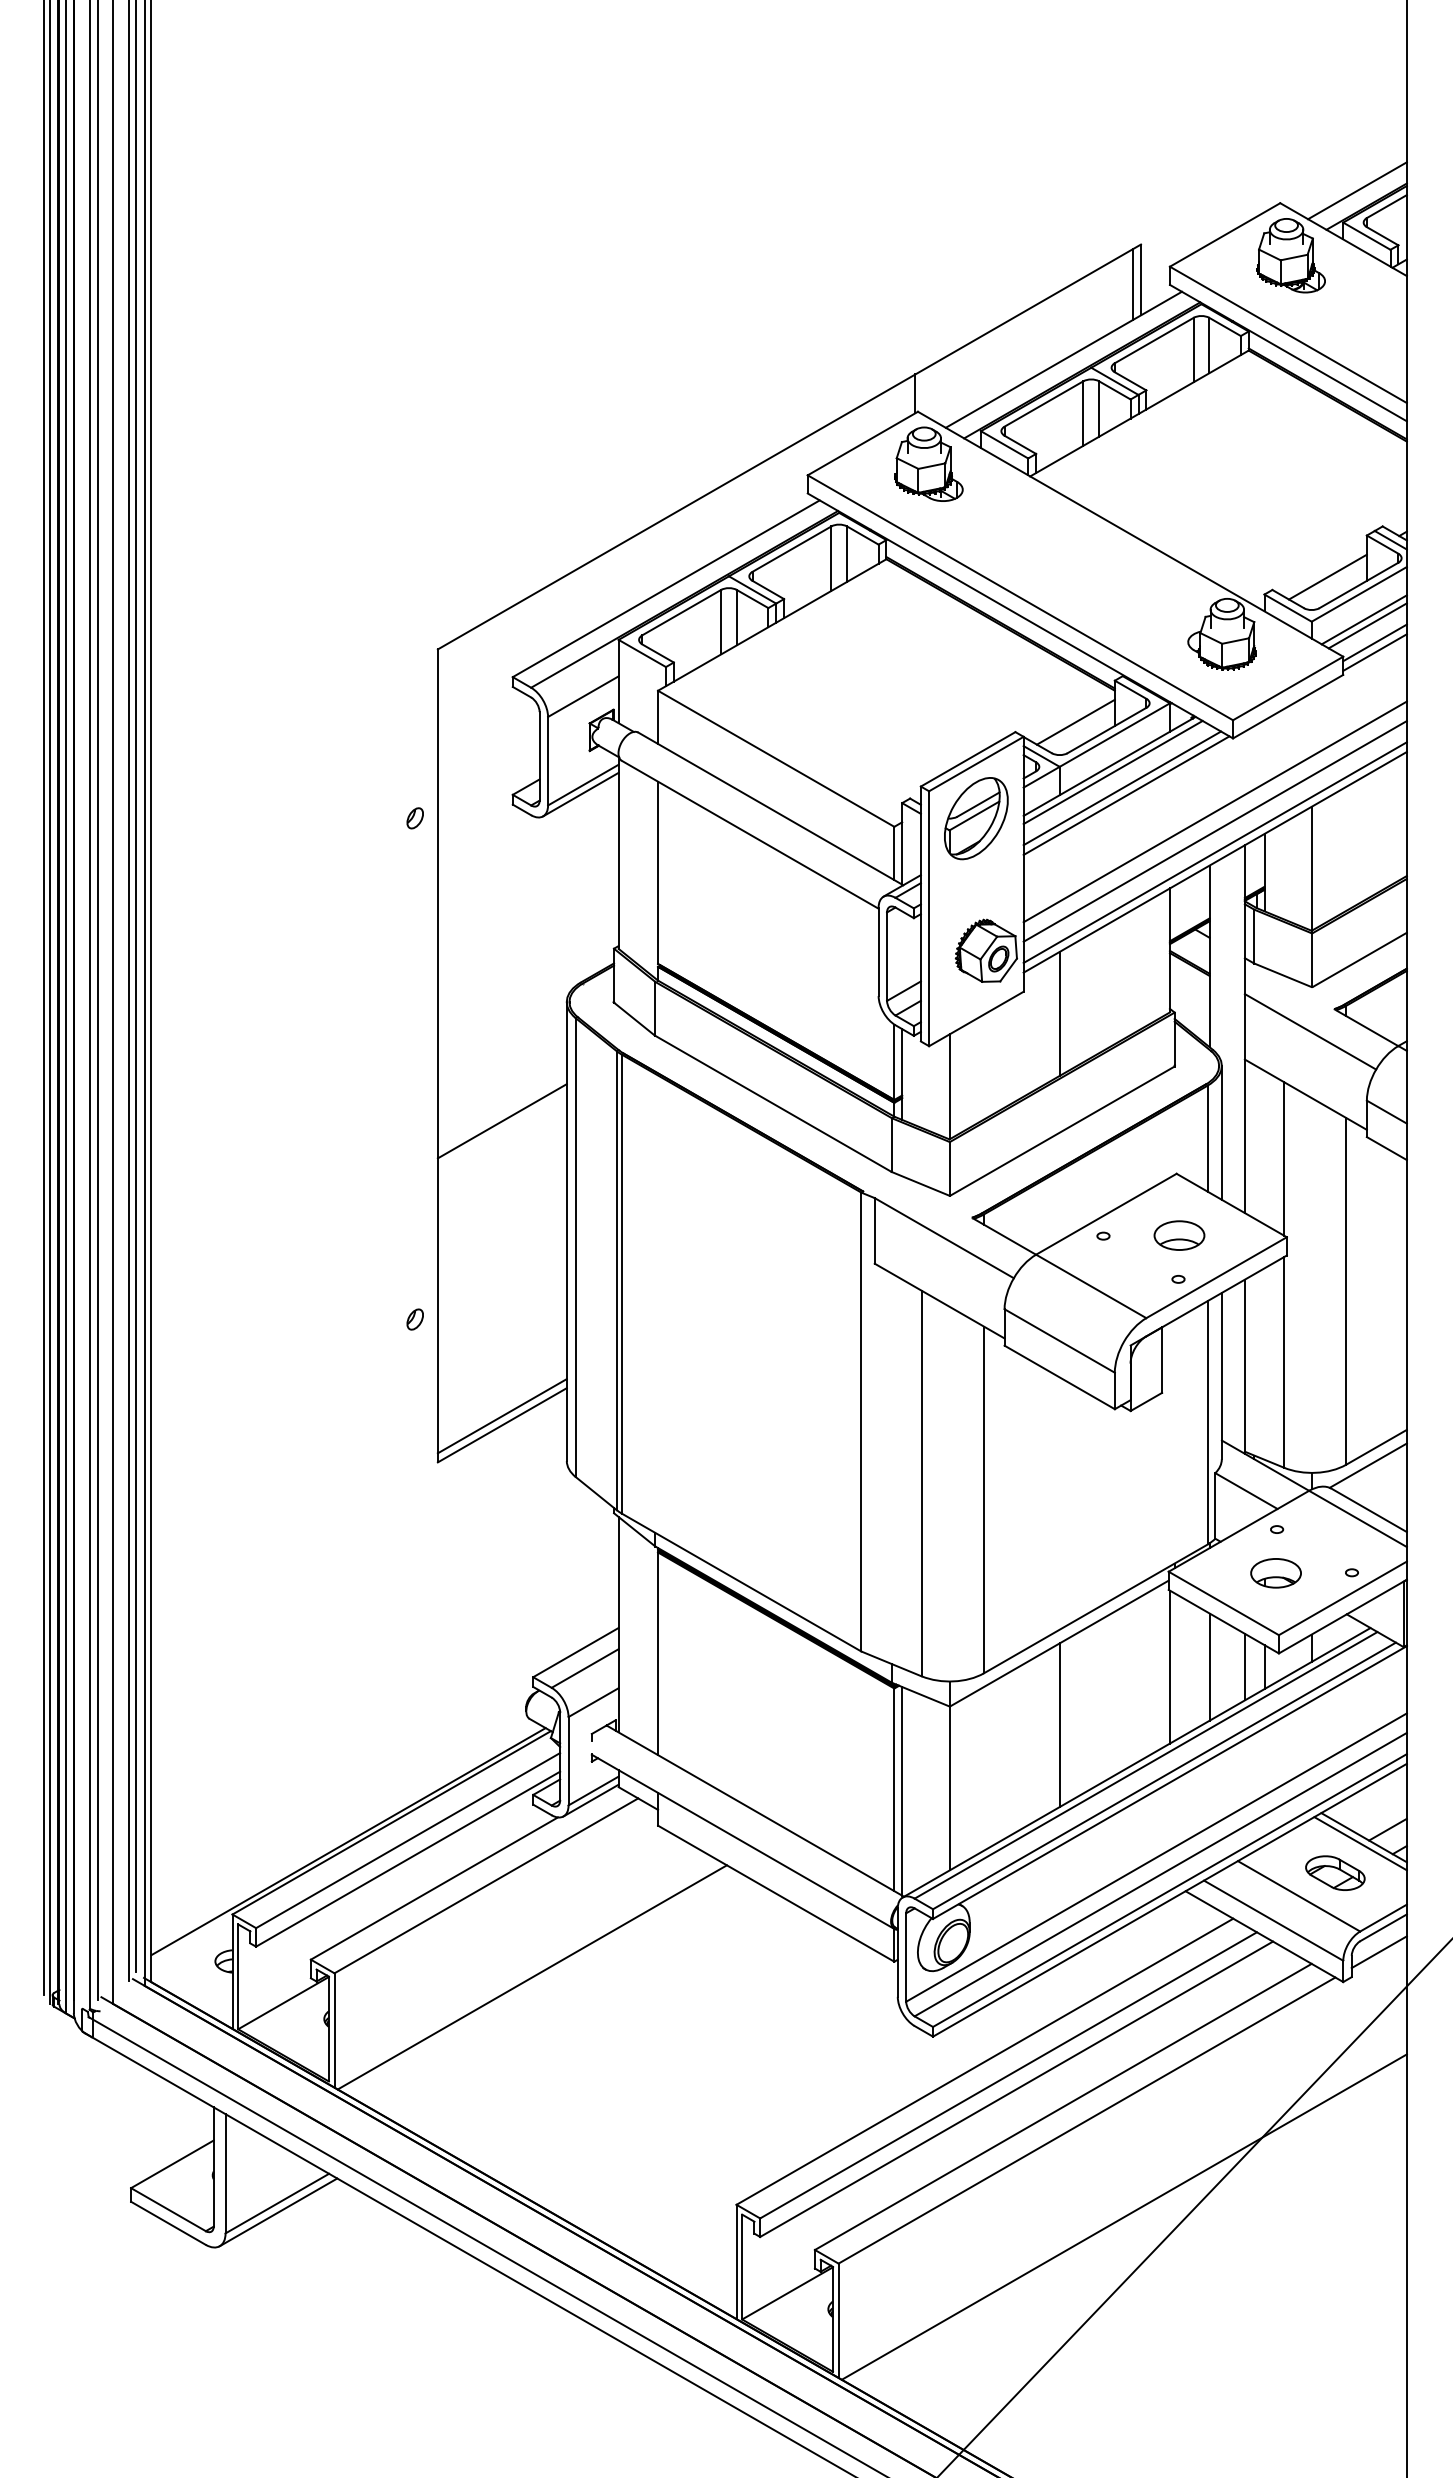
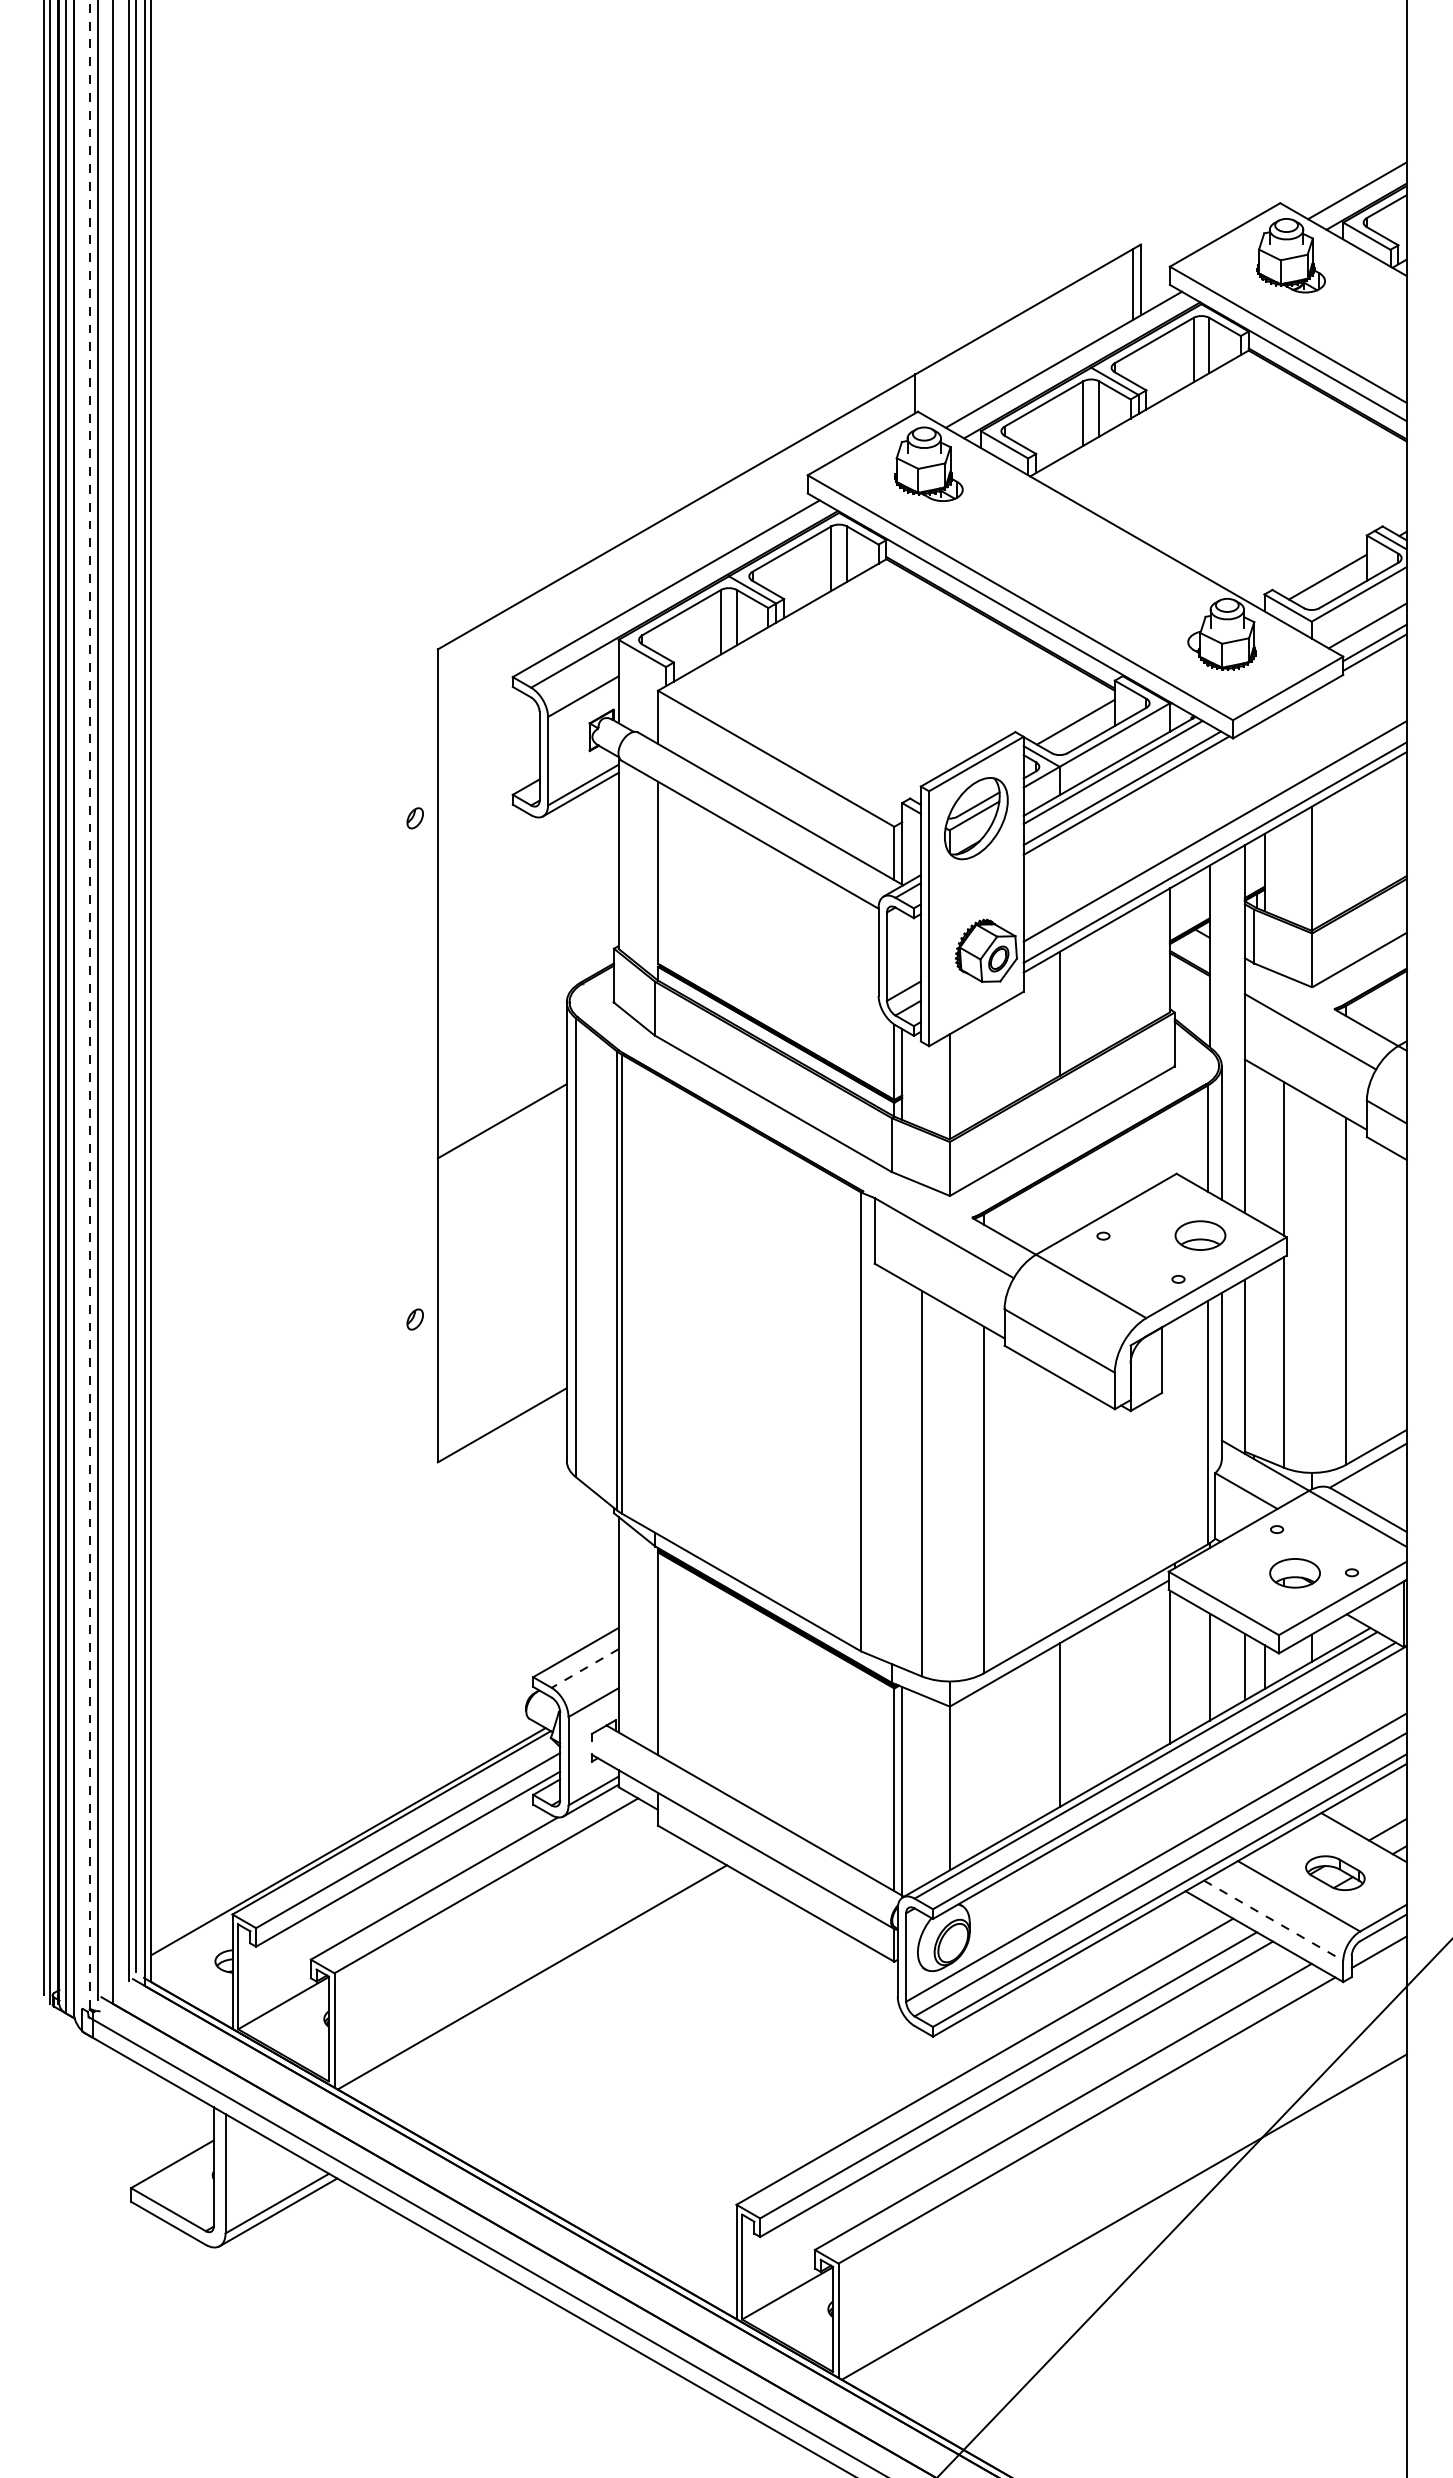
line: present -> none (1363, 619)
line: present -> none (1214, 811)
line: solid -> dashed (89, 1004)
part position: (1179, 1235) -> (1200, 1235) (1200, 1235)
line: present -> none (501, 1416)
part position: (1275, 1573) -> (1294, 1573) (1294, 1573)
line: solid -> dashed (585, 1668)
line: present -> none (1360, 1843)
line: solid -> dashed (1274, 1920)
